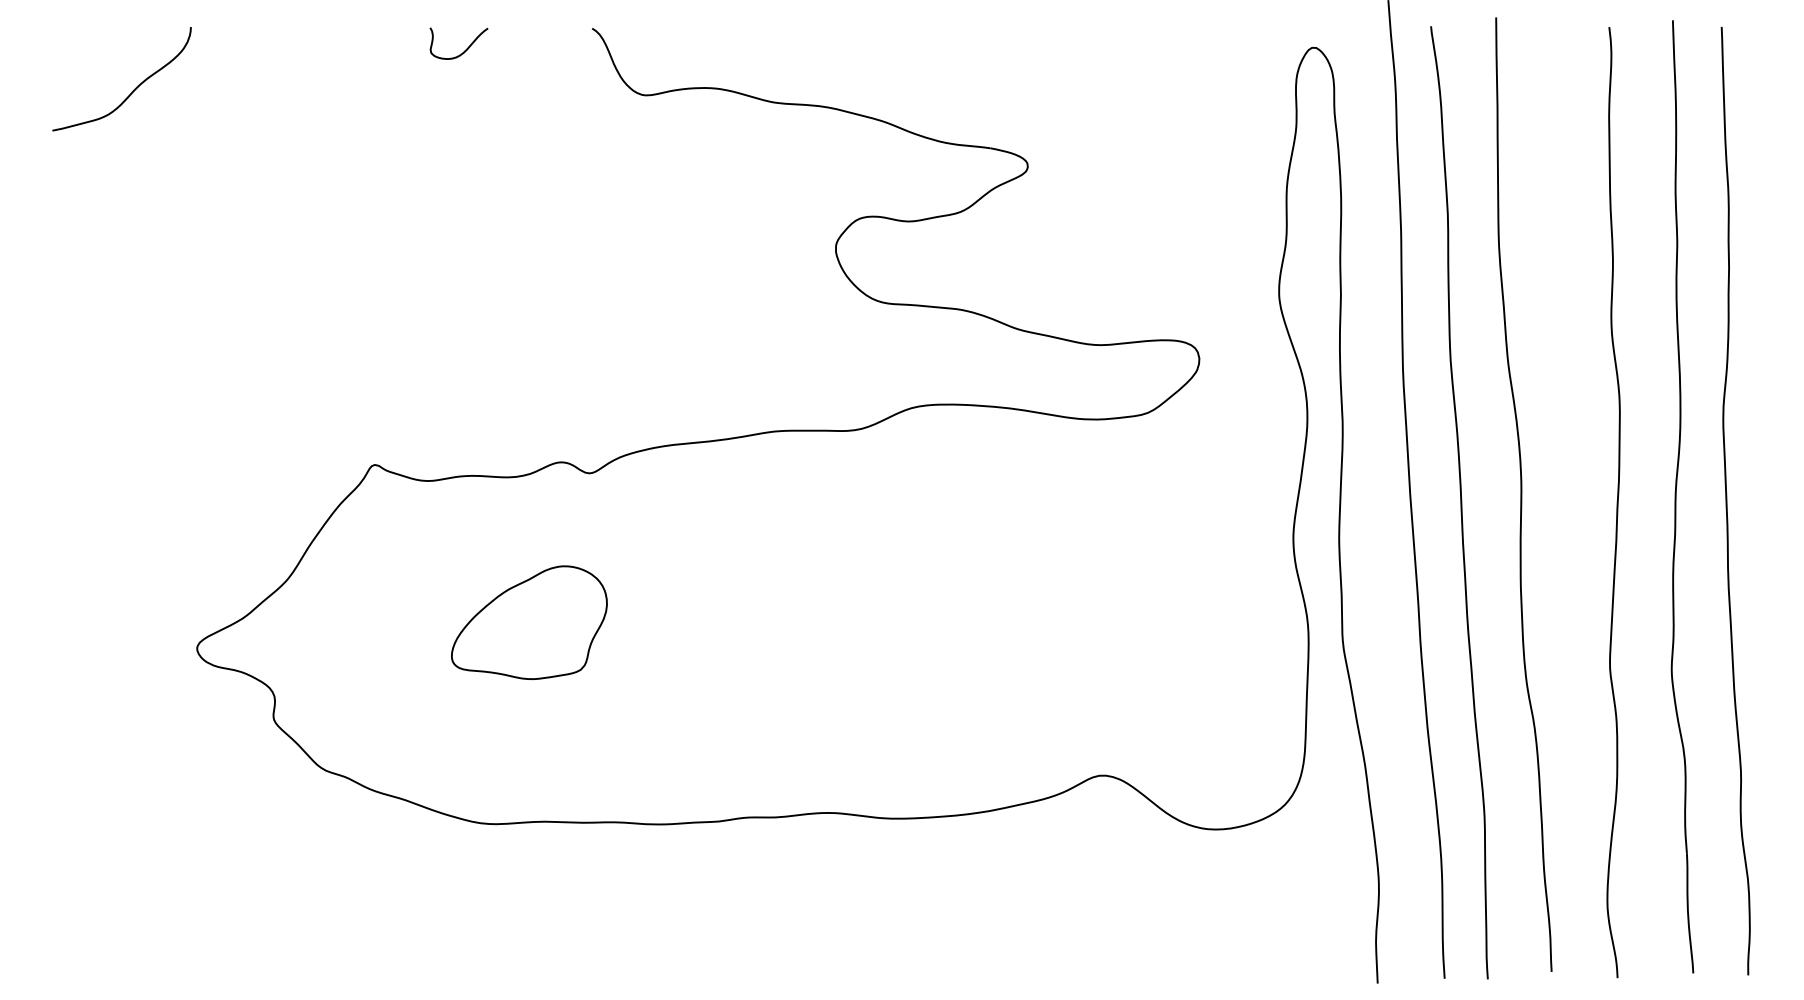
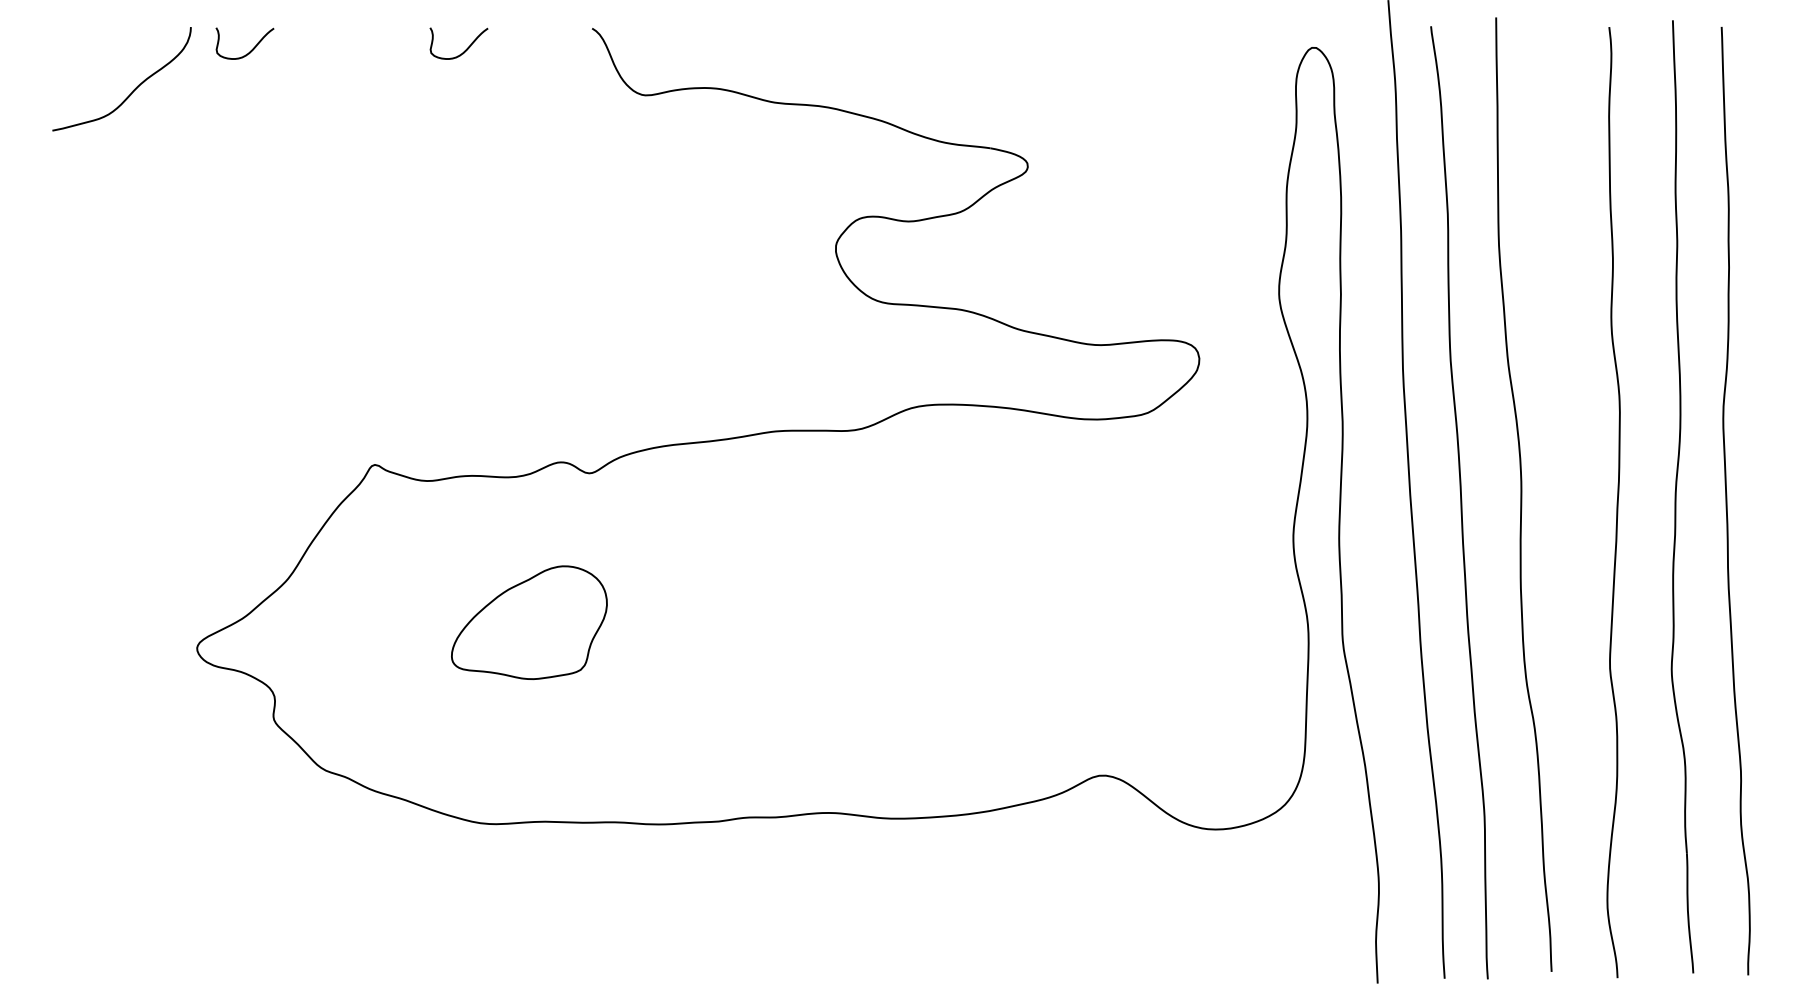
curve: none -> present (251, 49)
